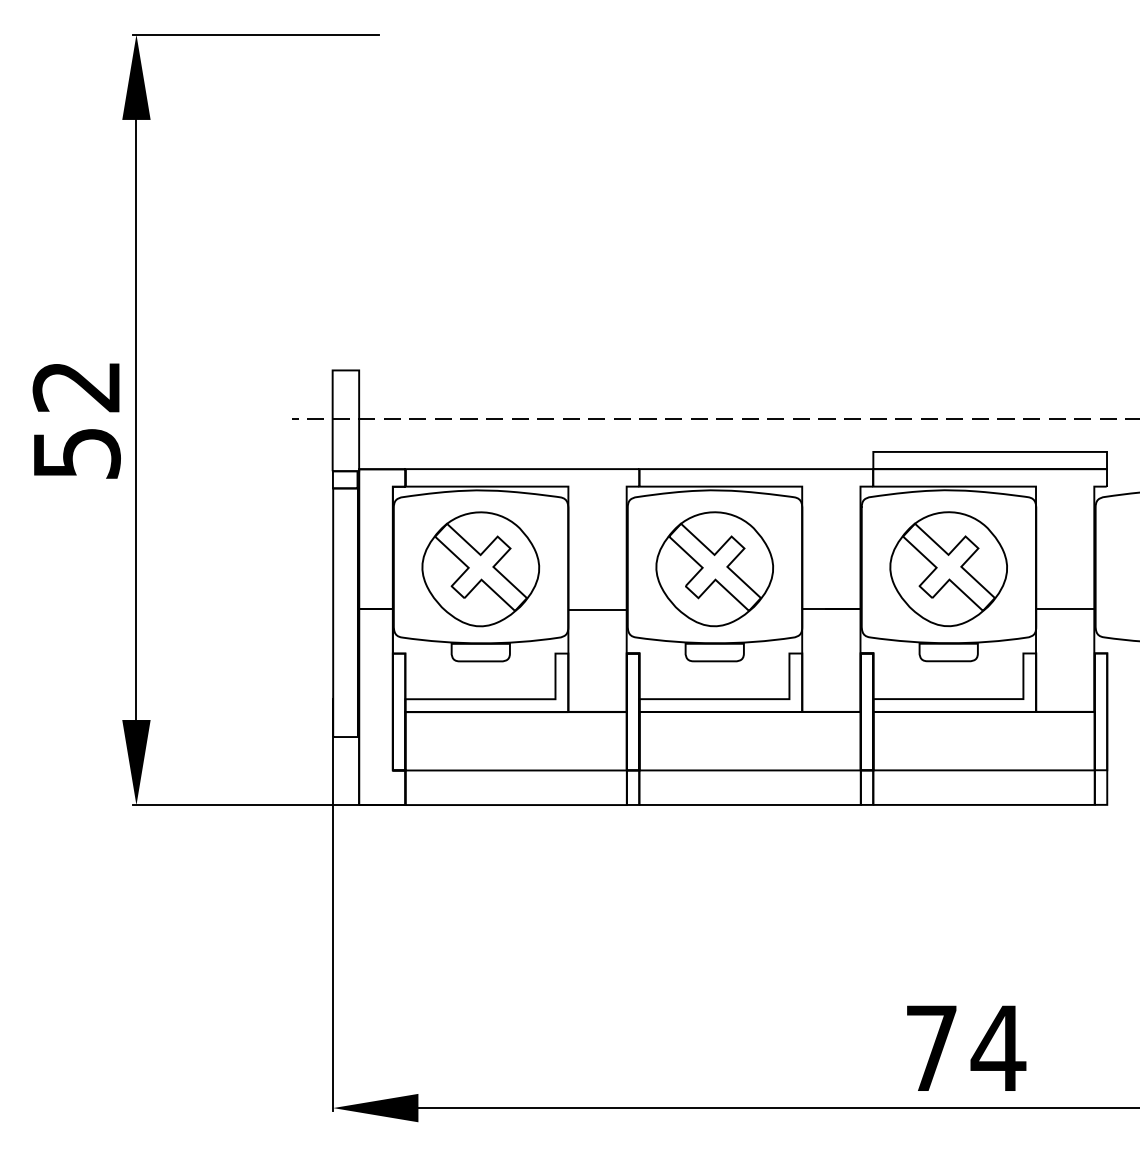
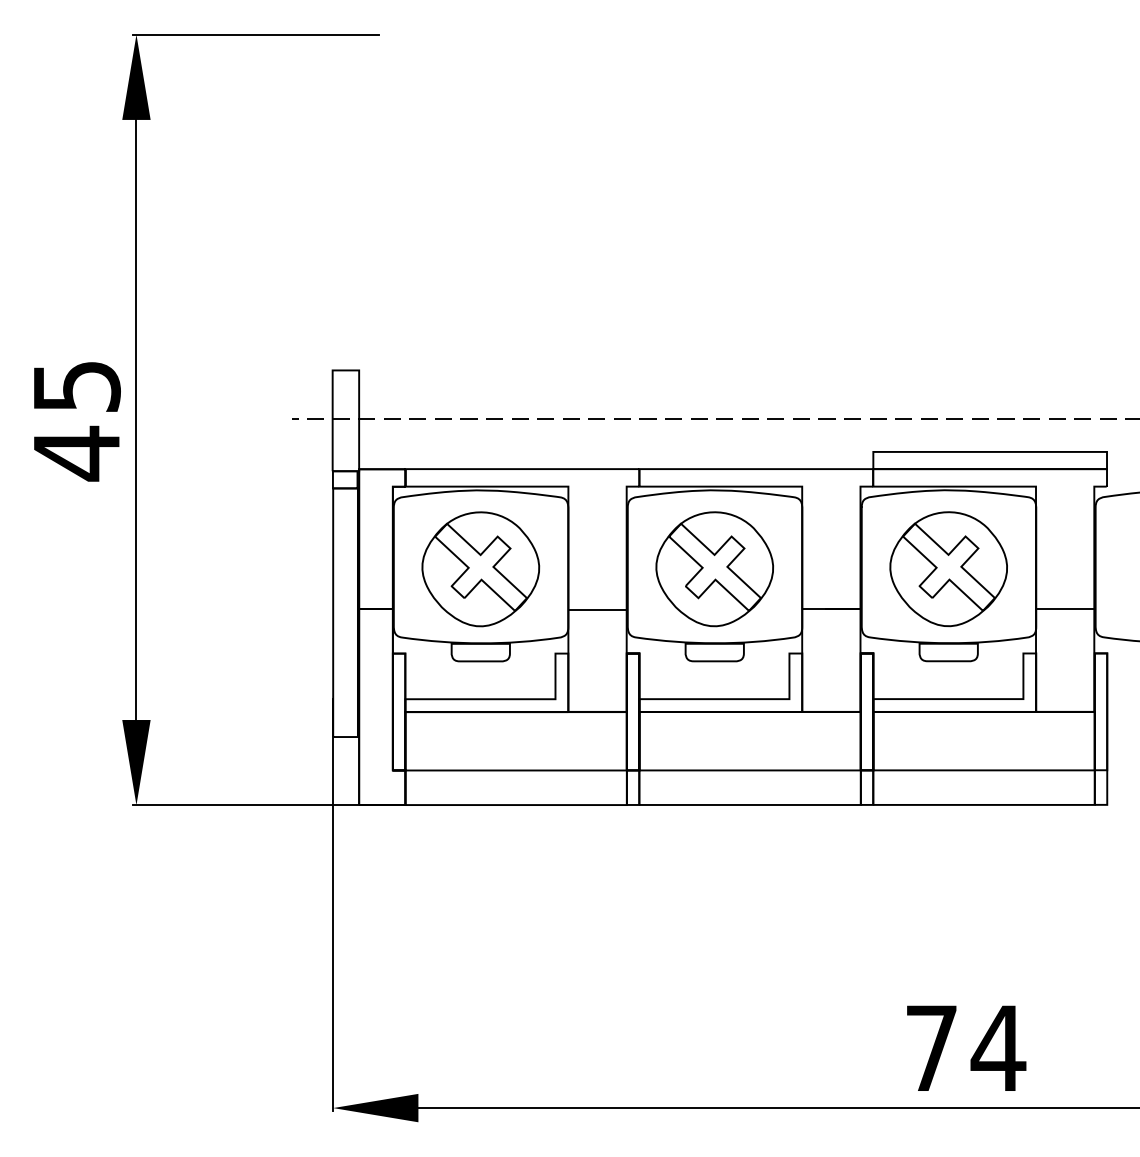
text: 52 -> 45 (76, 421)
